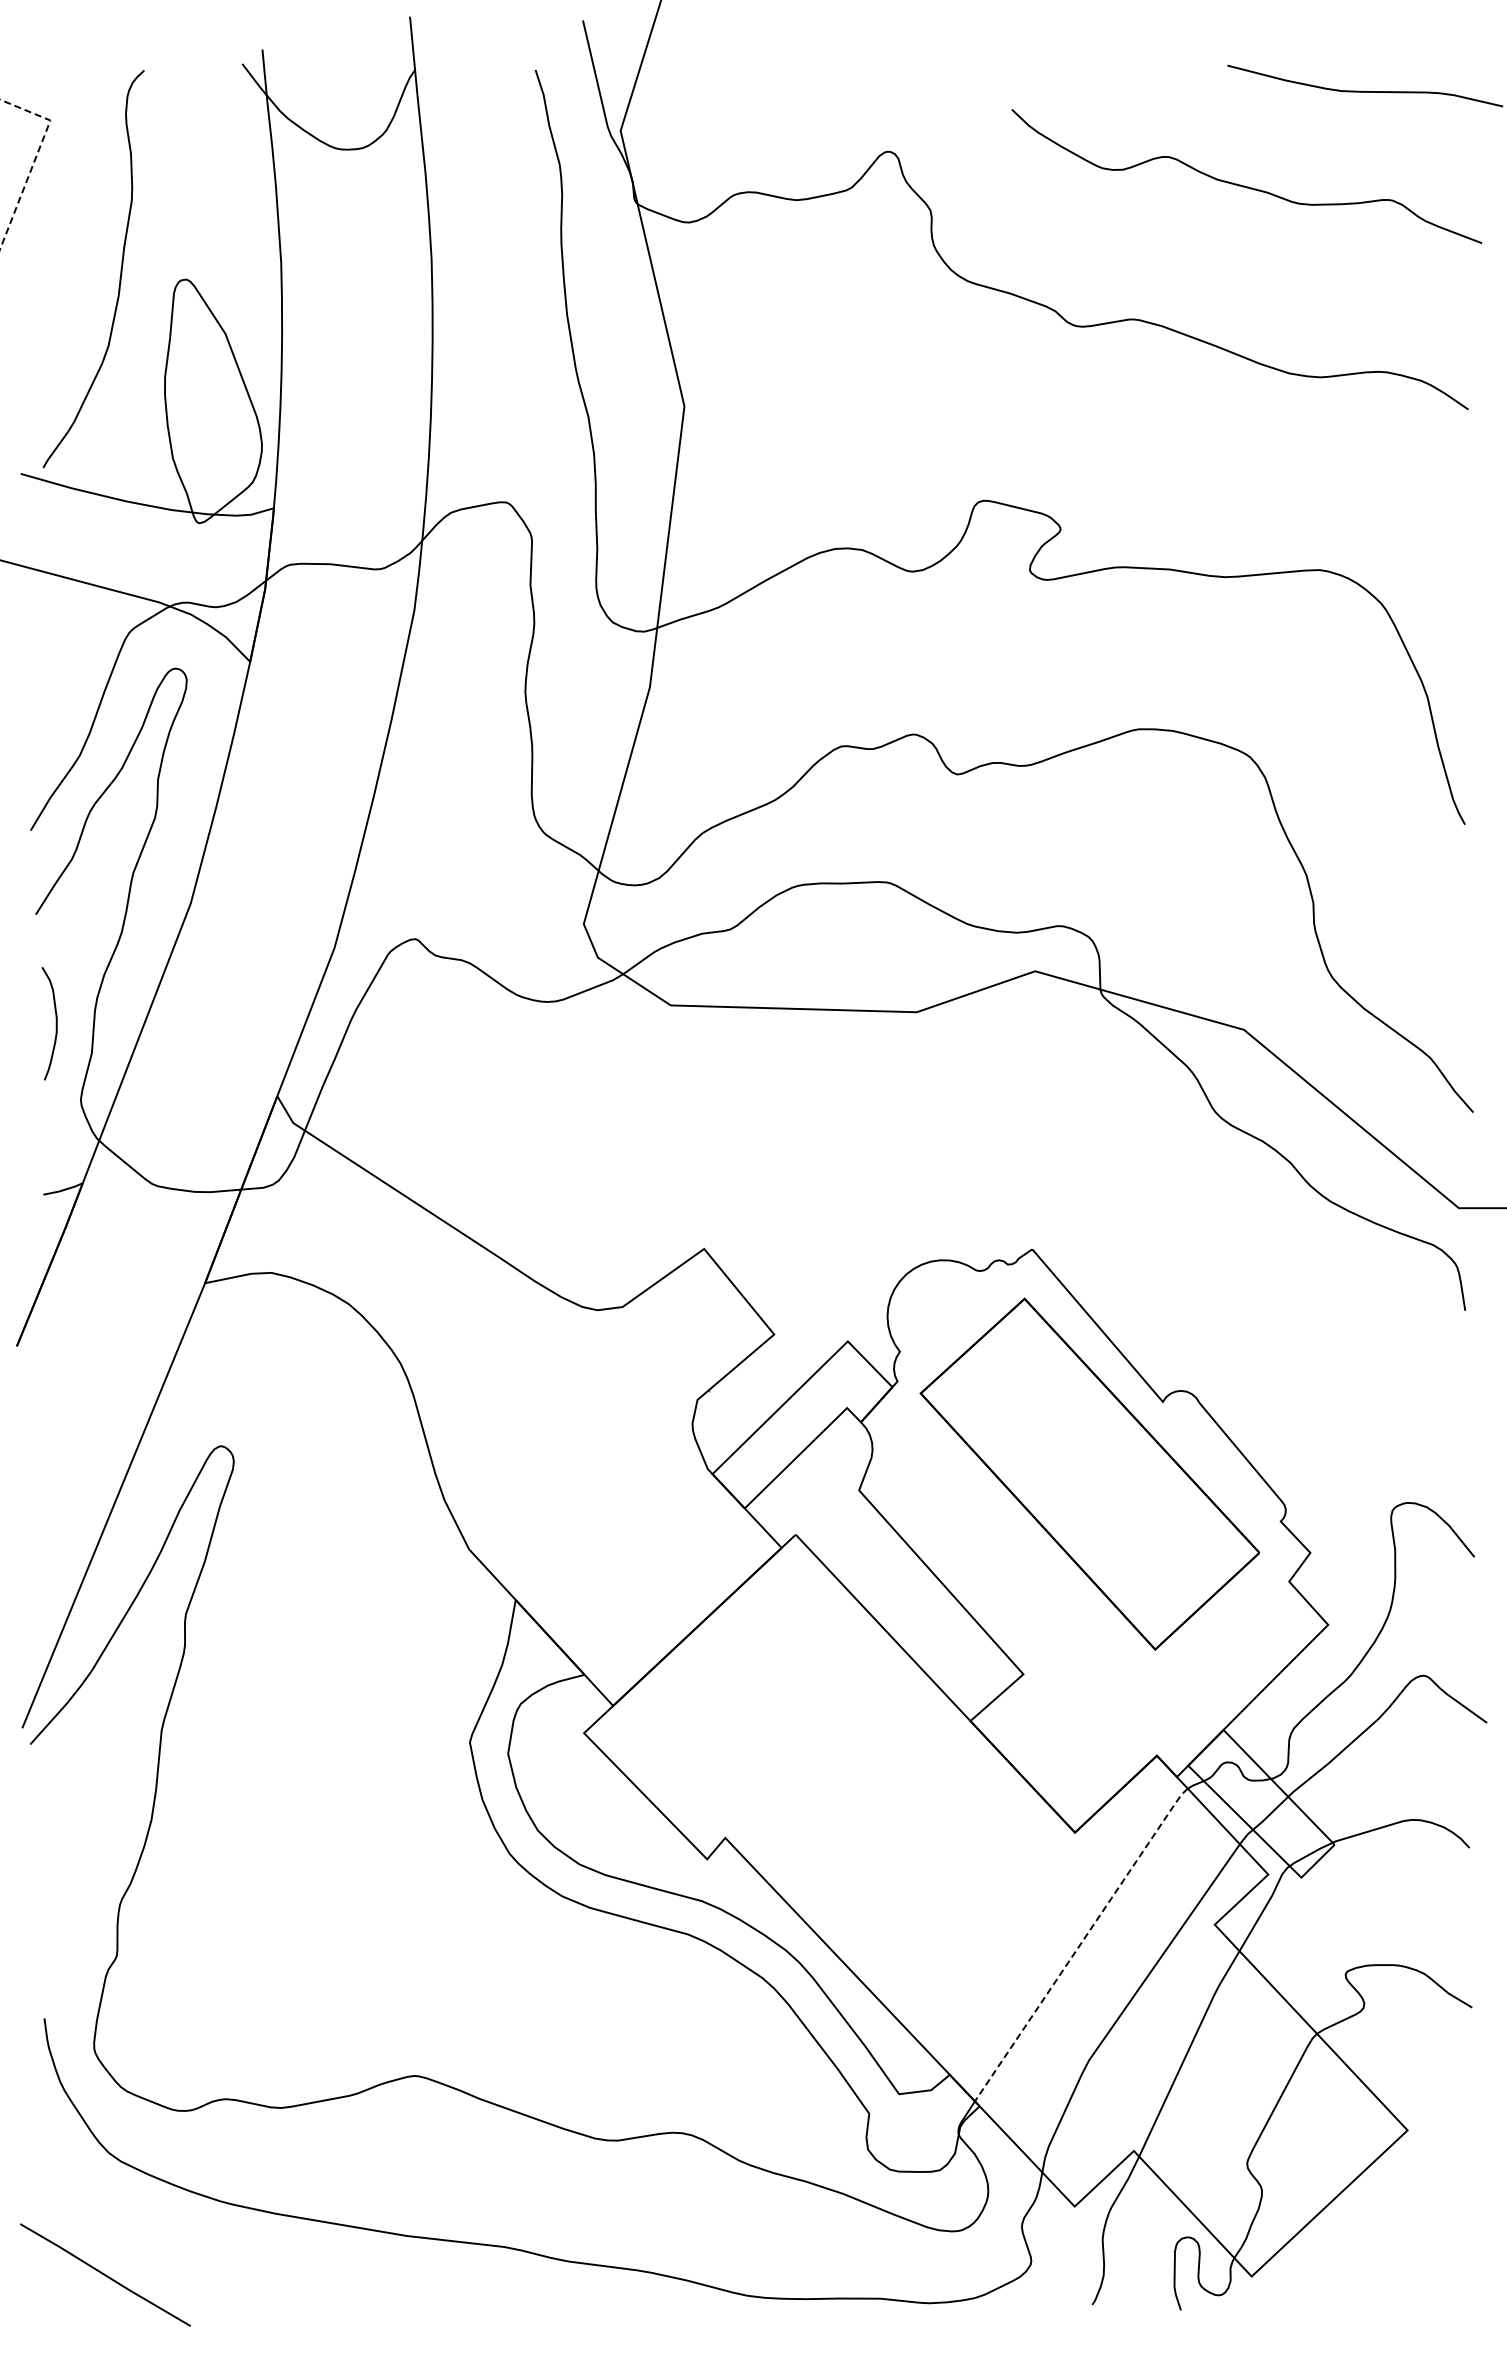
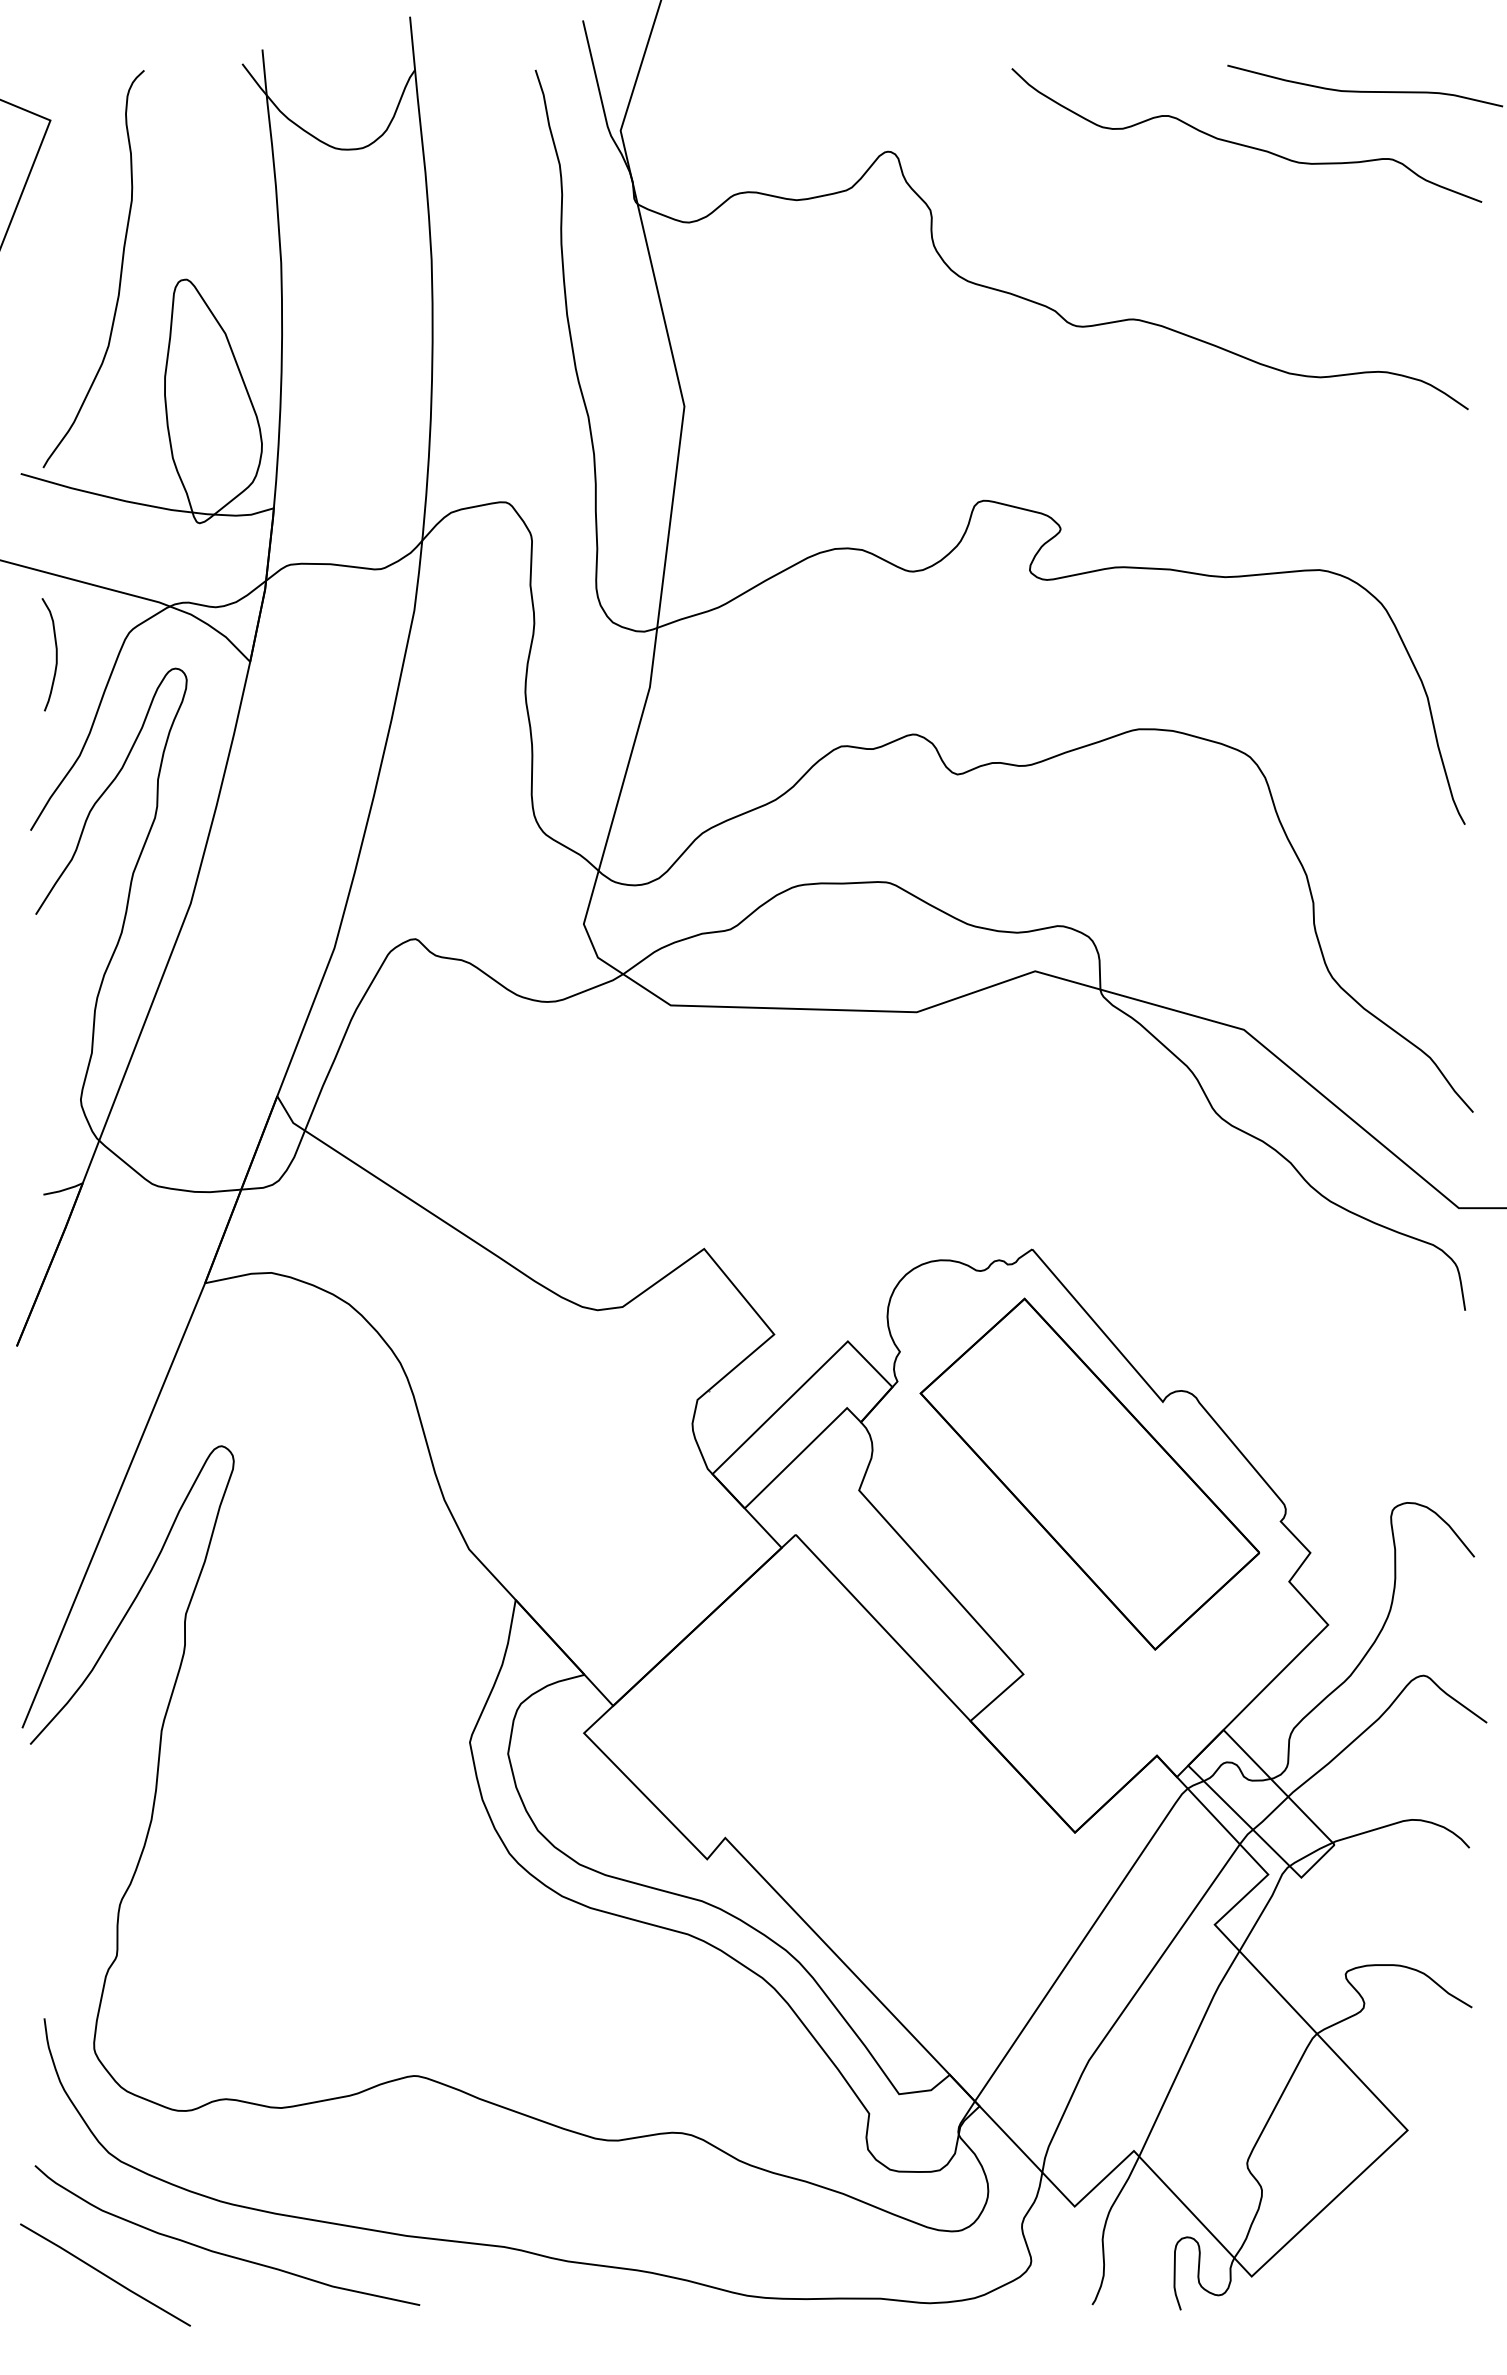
line: dashed -> solid (35, 159)
curve position: (1244, 185) -> (1244, 144) (1244, 144)
curve position: (55, 1023) -> (55, 654) (55, 654)
line: dashed -> solid (1081, 1943)
curve: none -> present (224, 2253)
